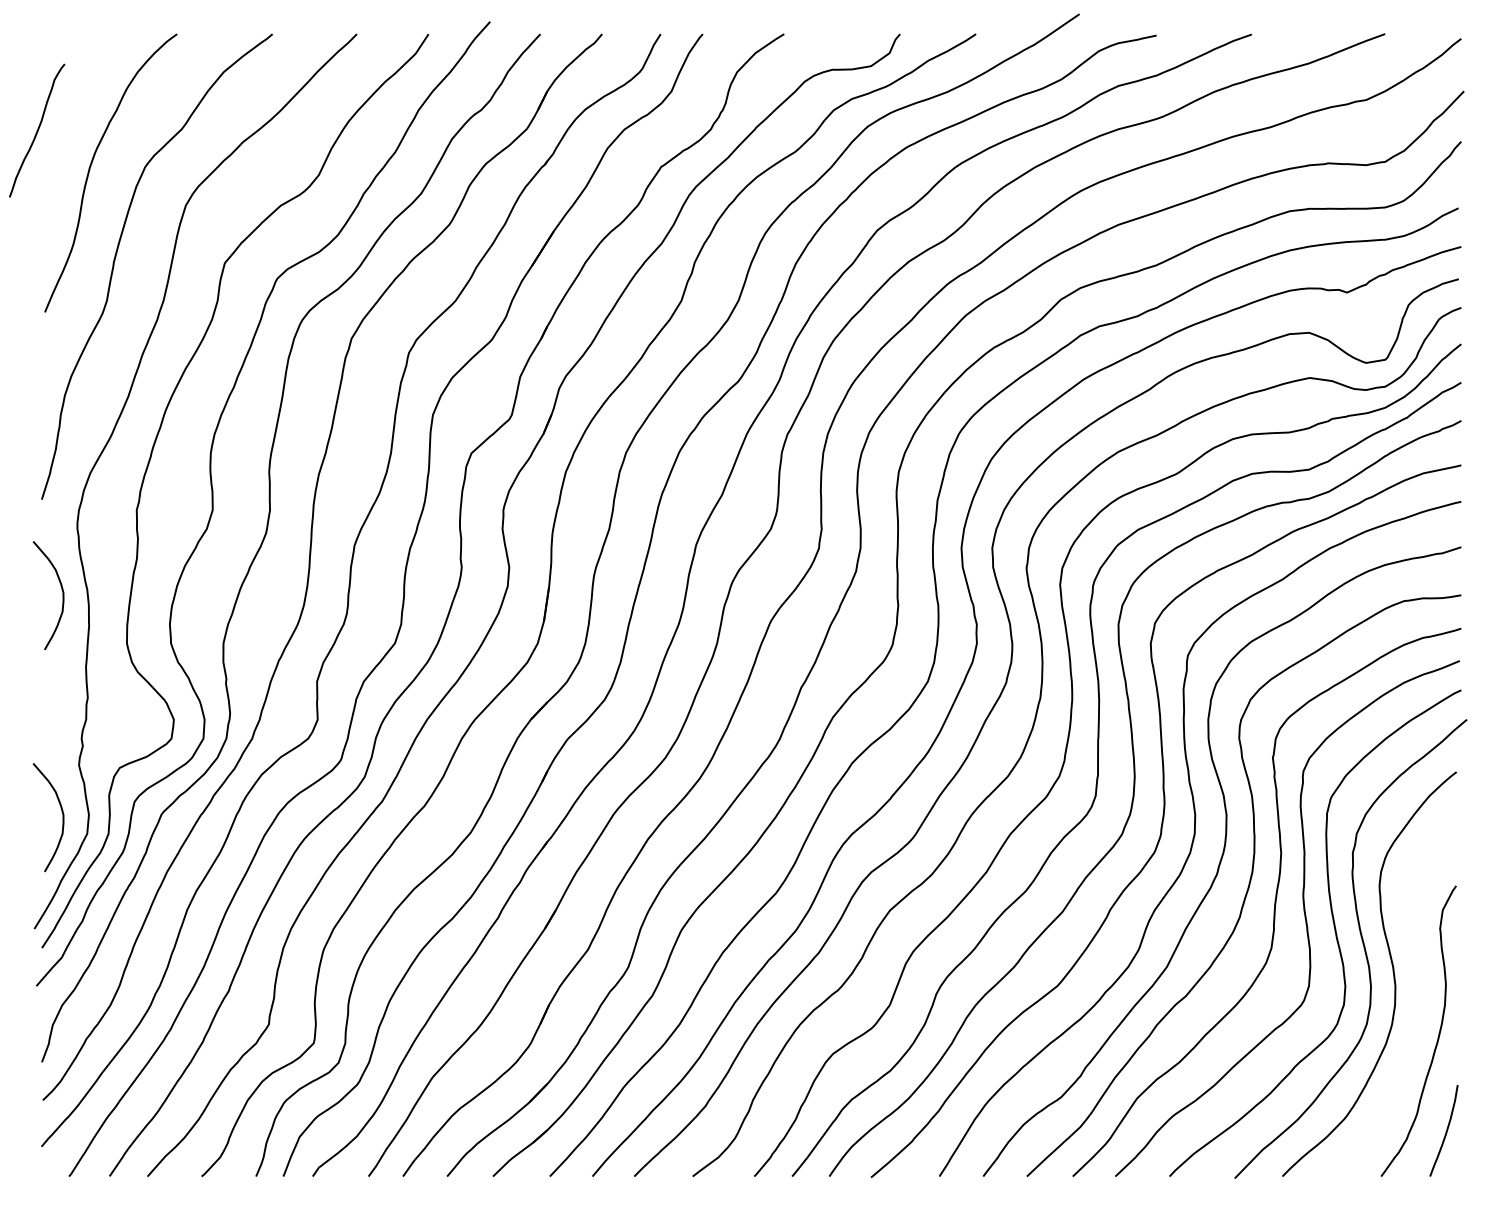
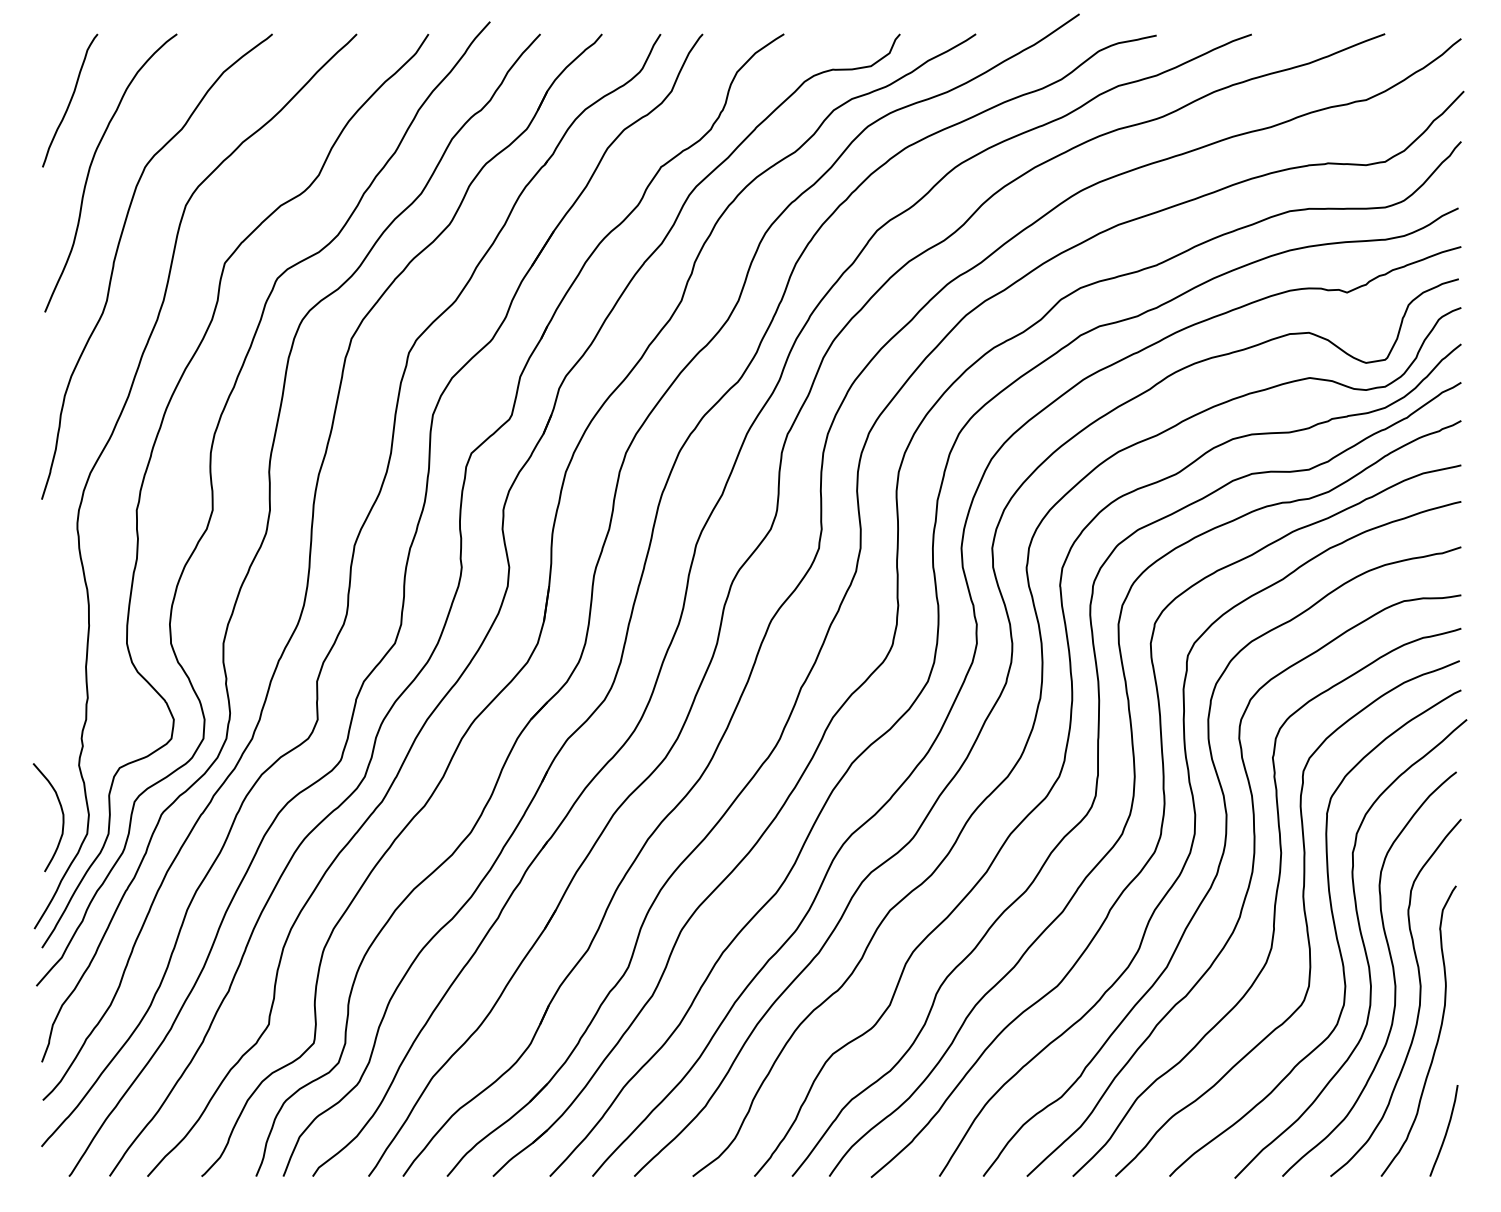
curve position: (37, 130) -> (70, 100) (70, 100)
curve: present -> none (61, 590)
curve: none -> present (1419, 997)
